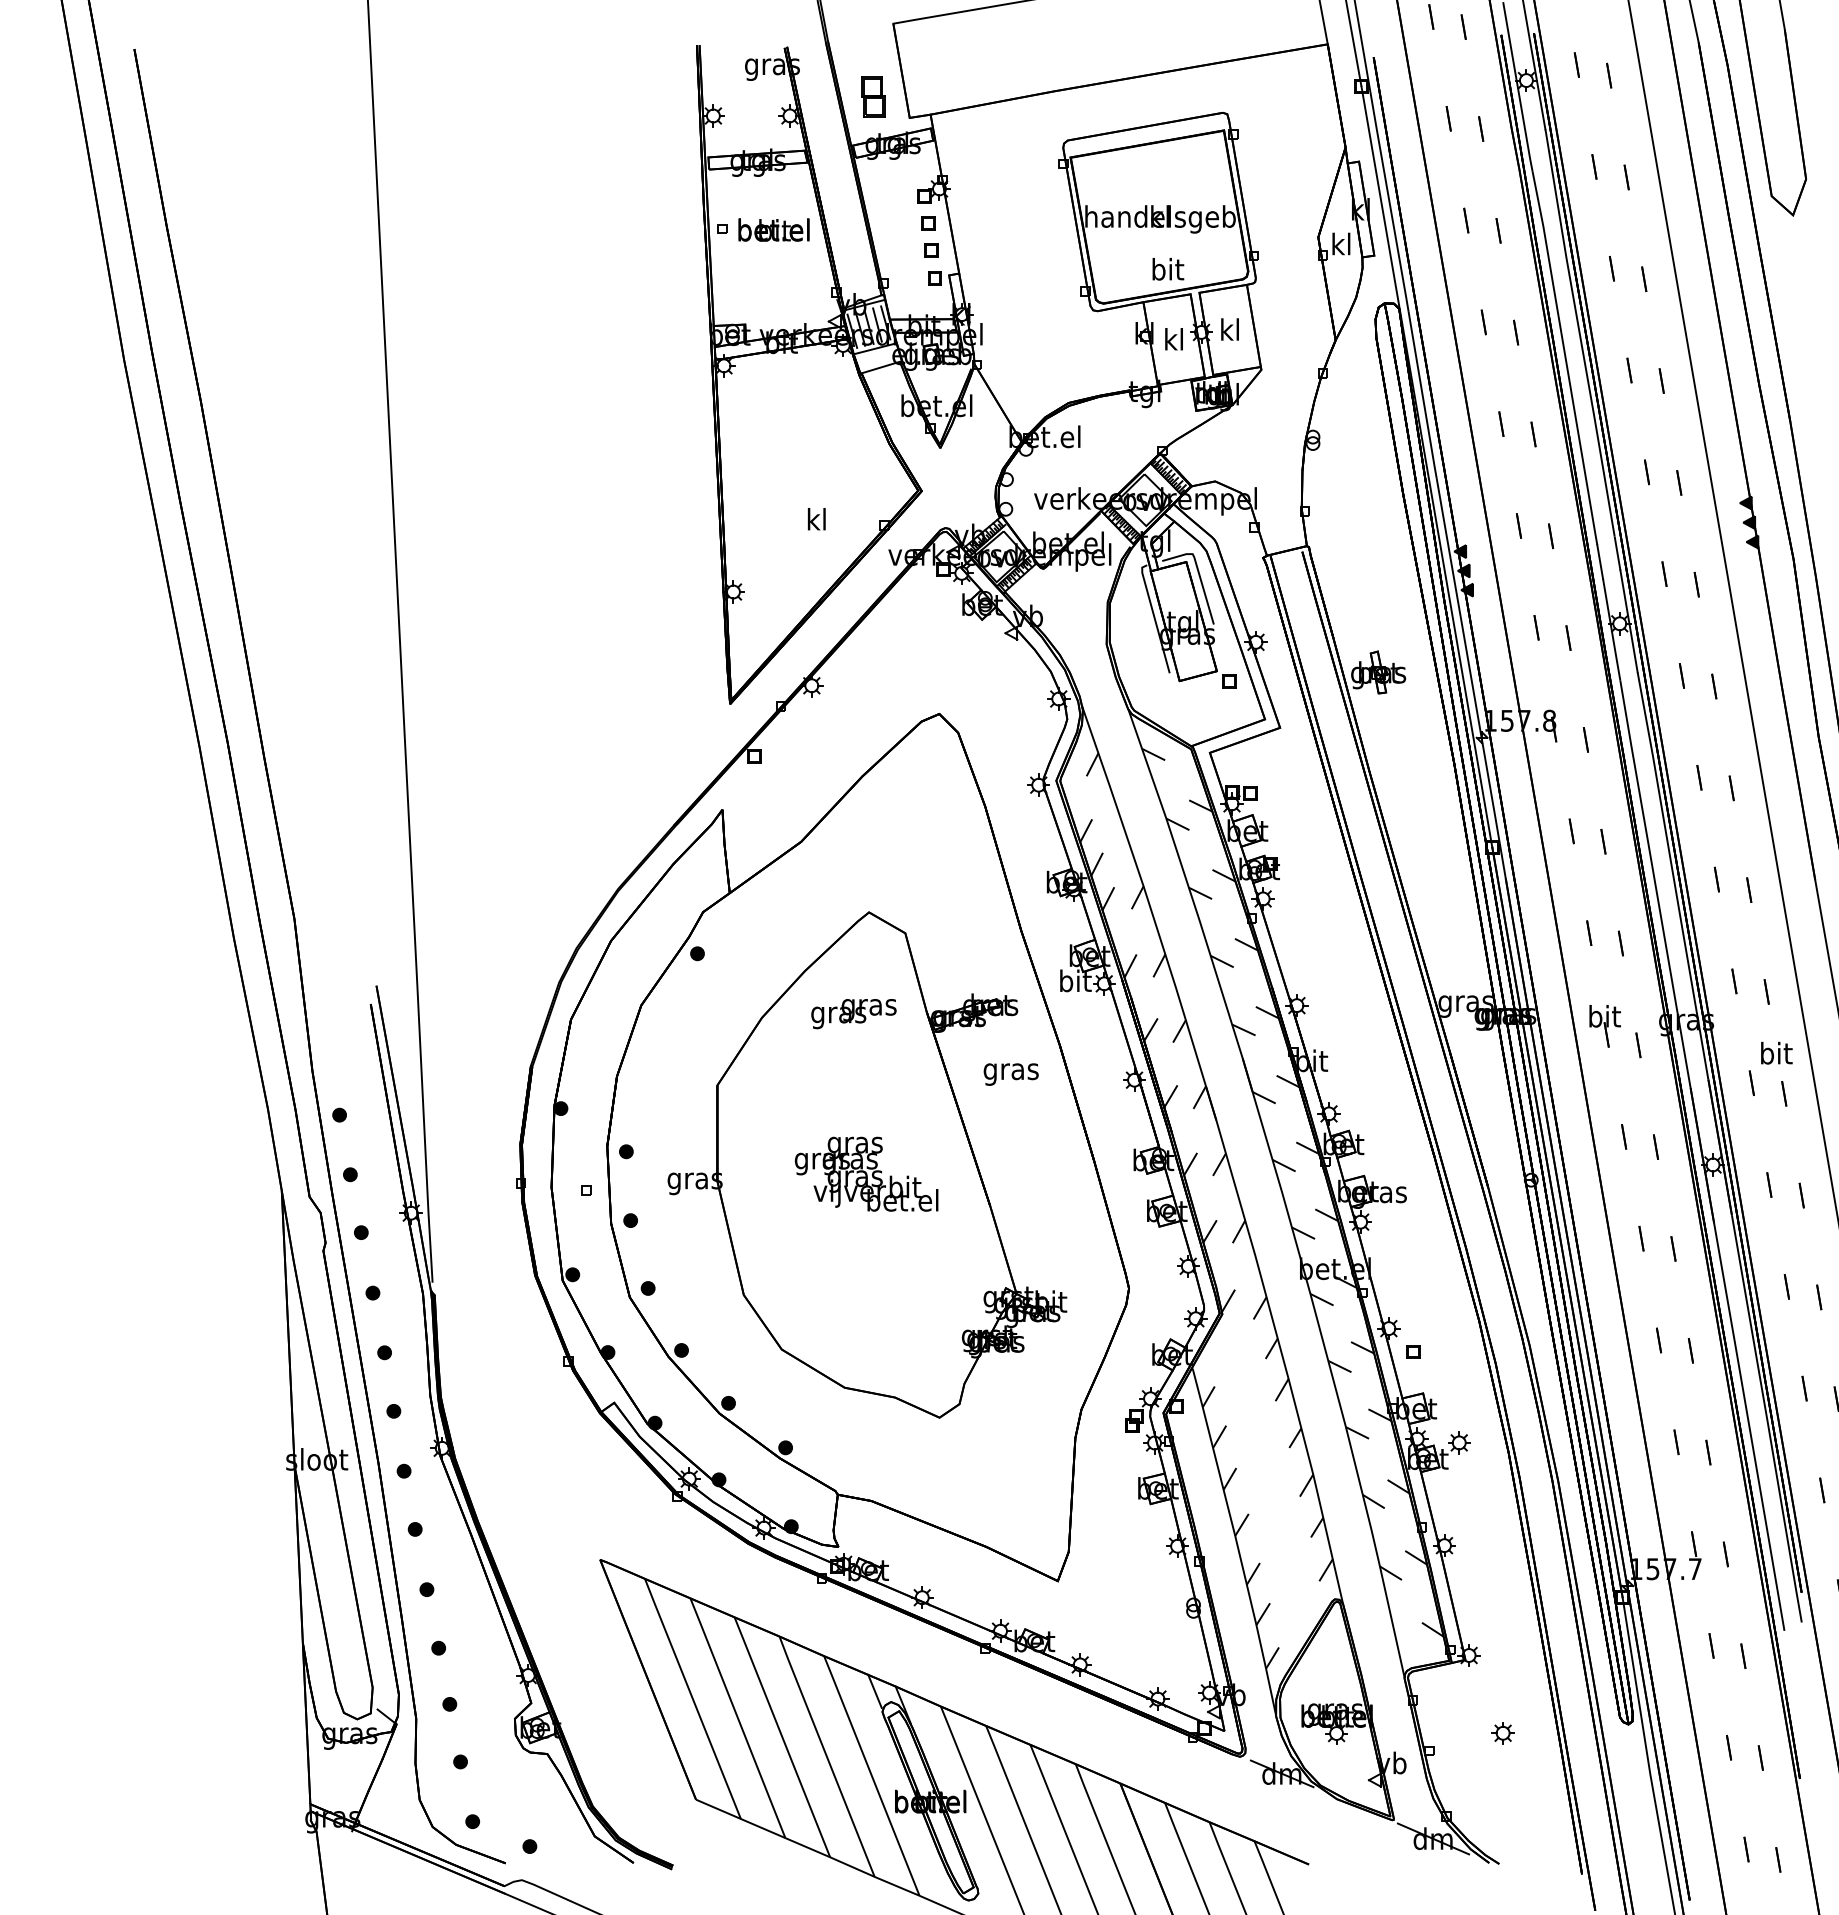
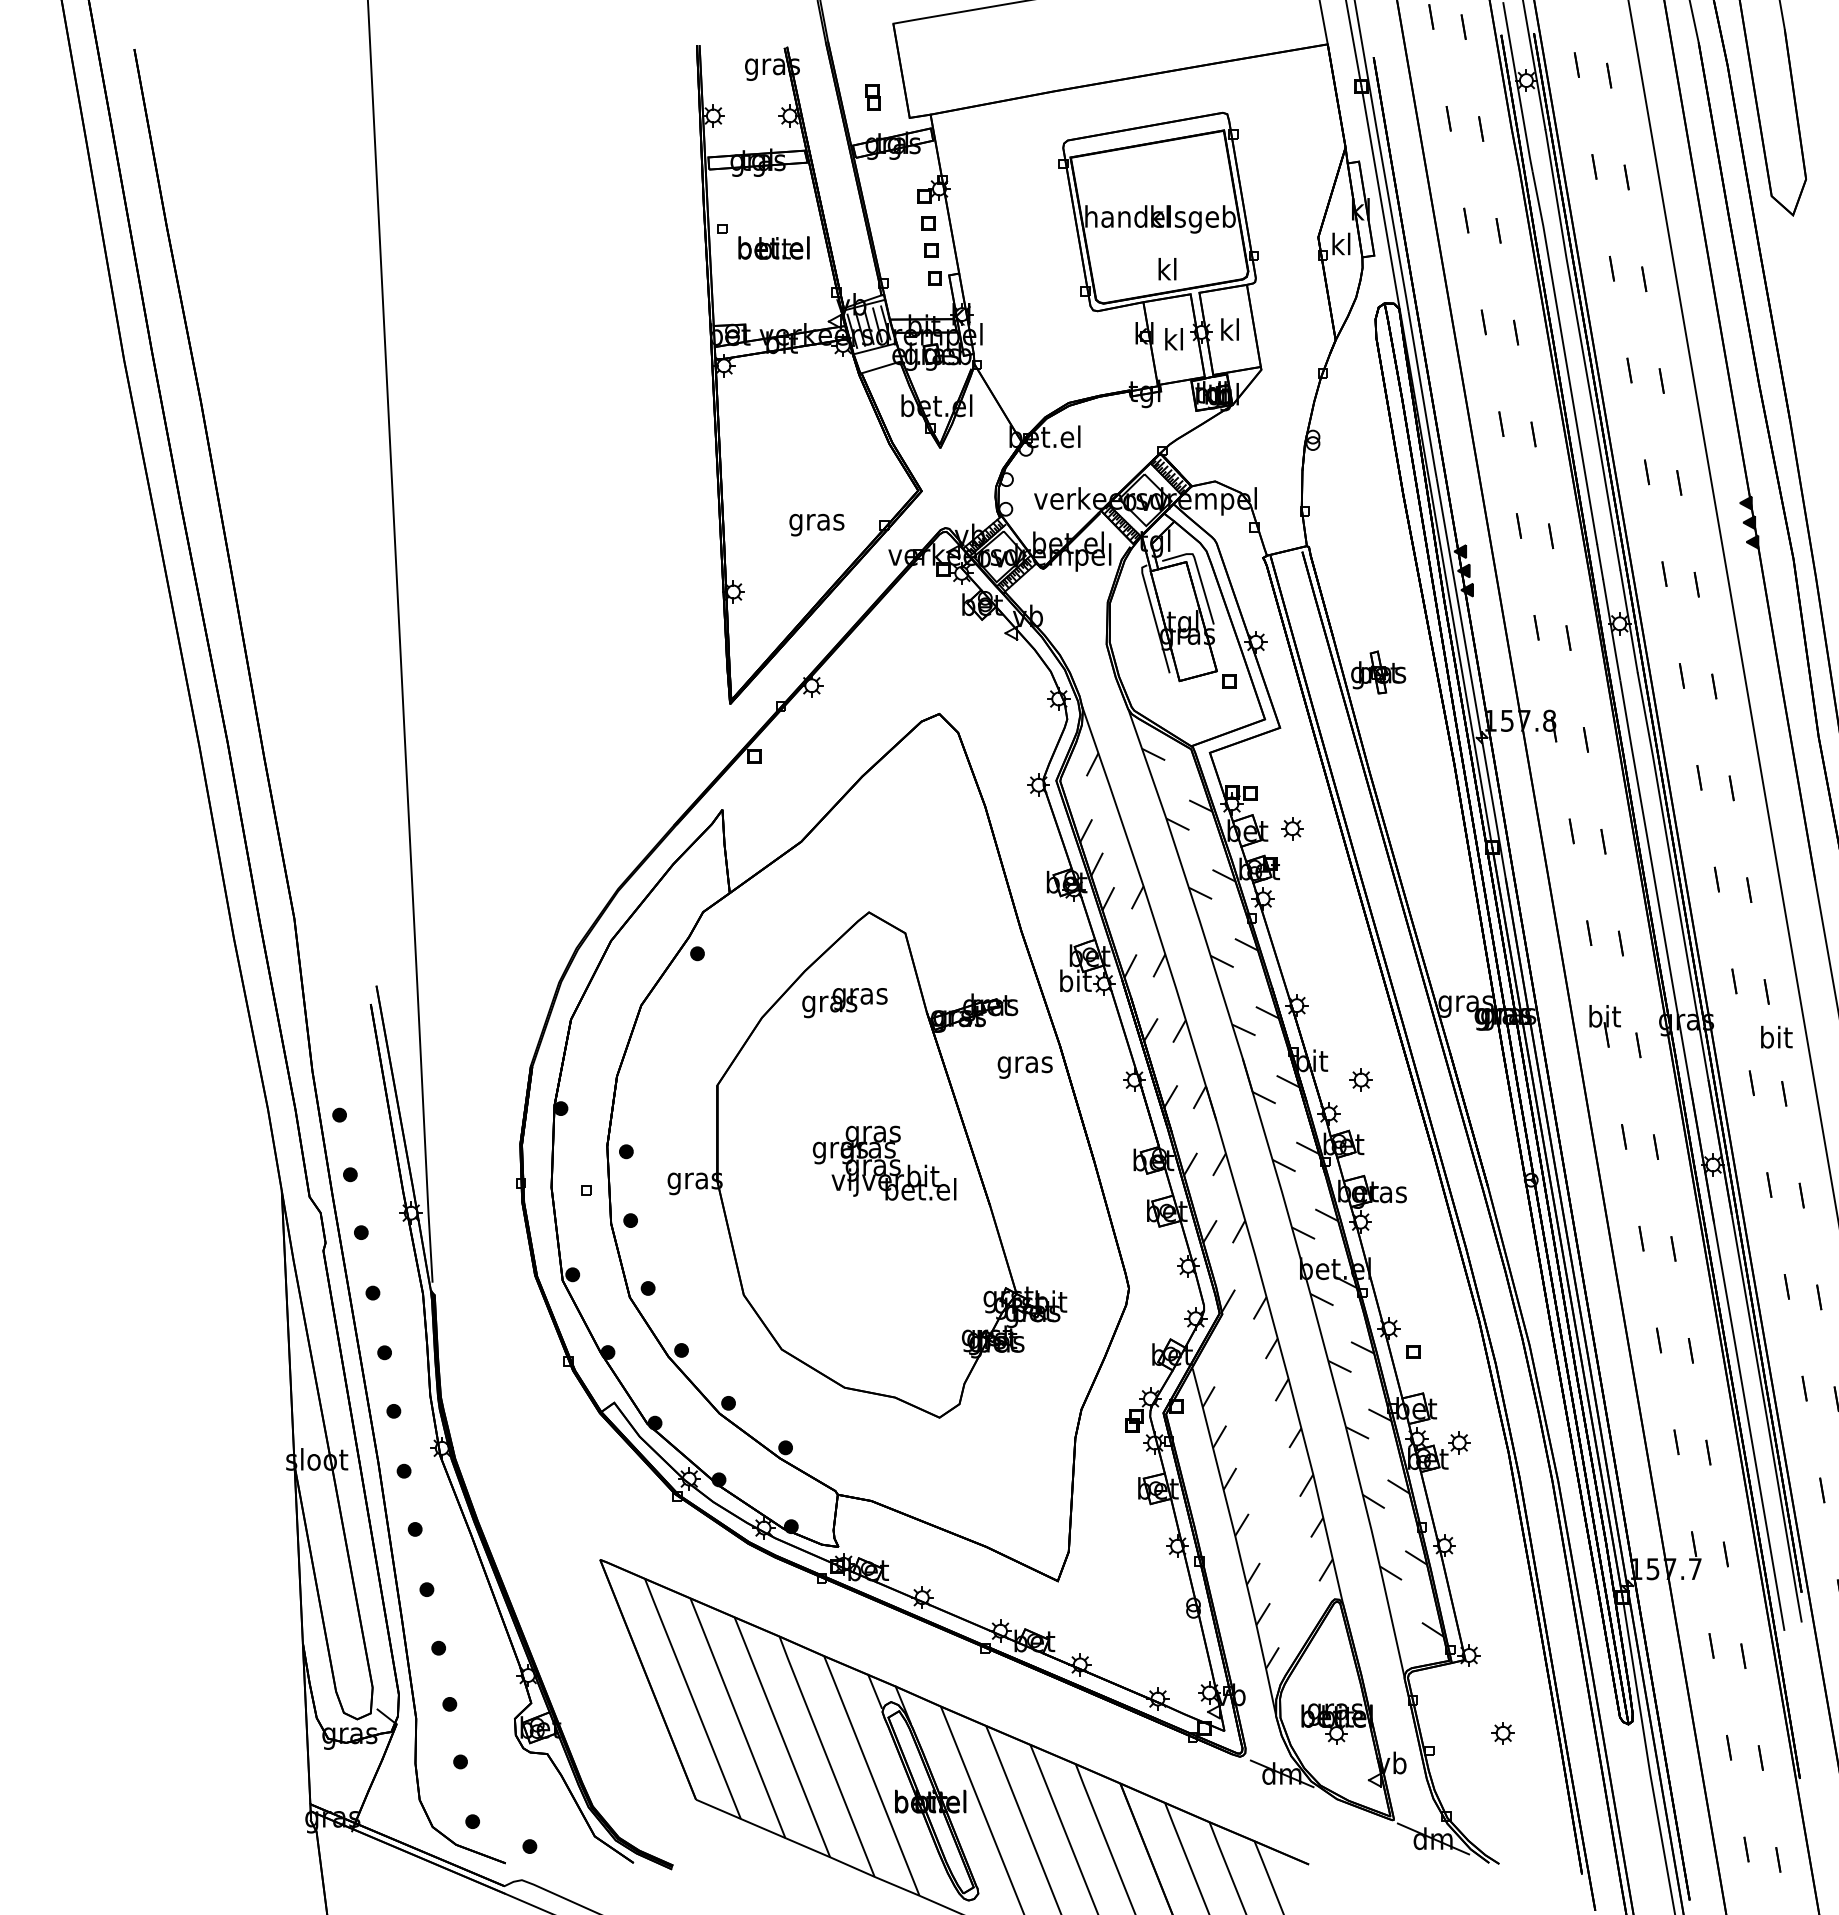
part size: 25x42 px -> 16x27 px (872, 97)
text position: (773, 229) -> (773, 247) (773, 247)
text: bit -> kl (1168, 269)
text: kl -> gras (816, 522)
part: none -> present (1292, 828)
text position: (853, 1014) -> (844, 1003) (844, 1003)
text position: (1776, 1052) -> (1776, 1036) (1776, 1036)
text position: (1010, 1074) -> (1024, 1067) (1024, 1067)
part: none -> present (1360, 1079)
text position: (866, 1173) -> (884, 1162) (884, 1162)
